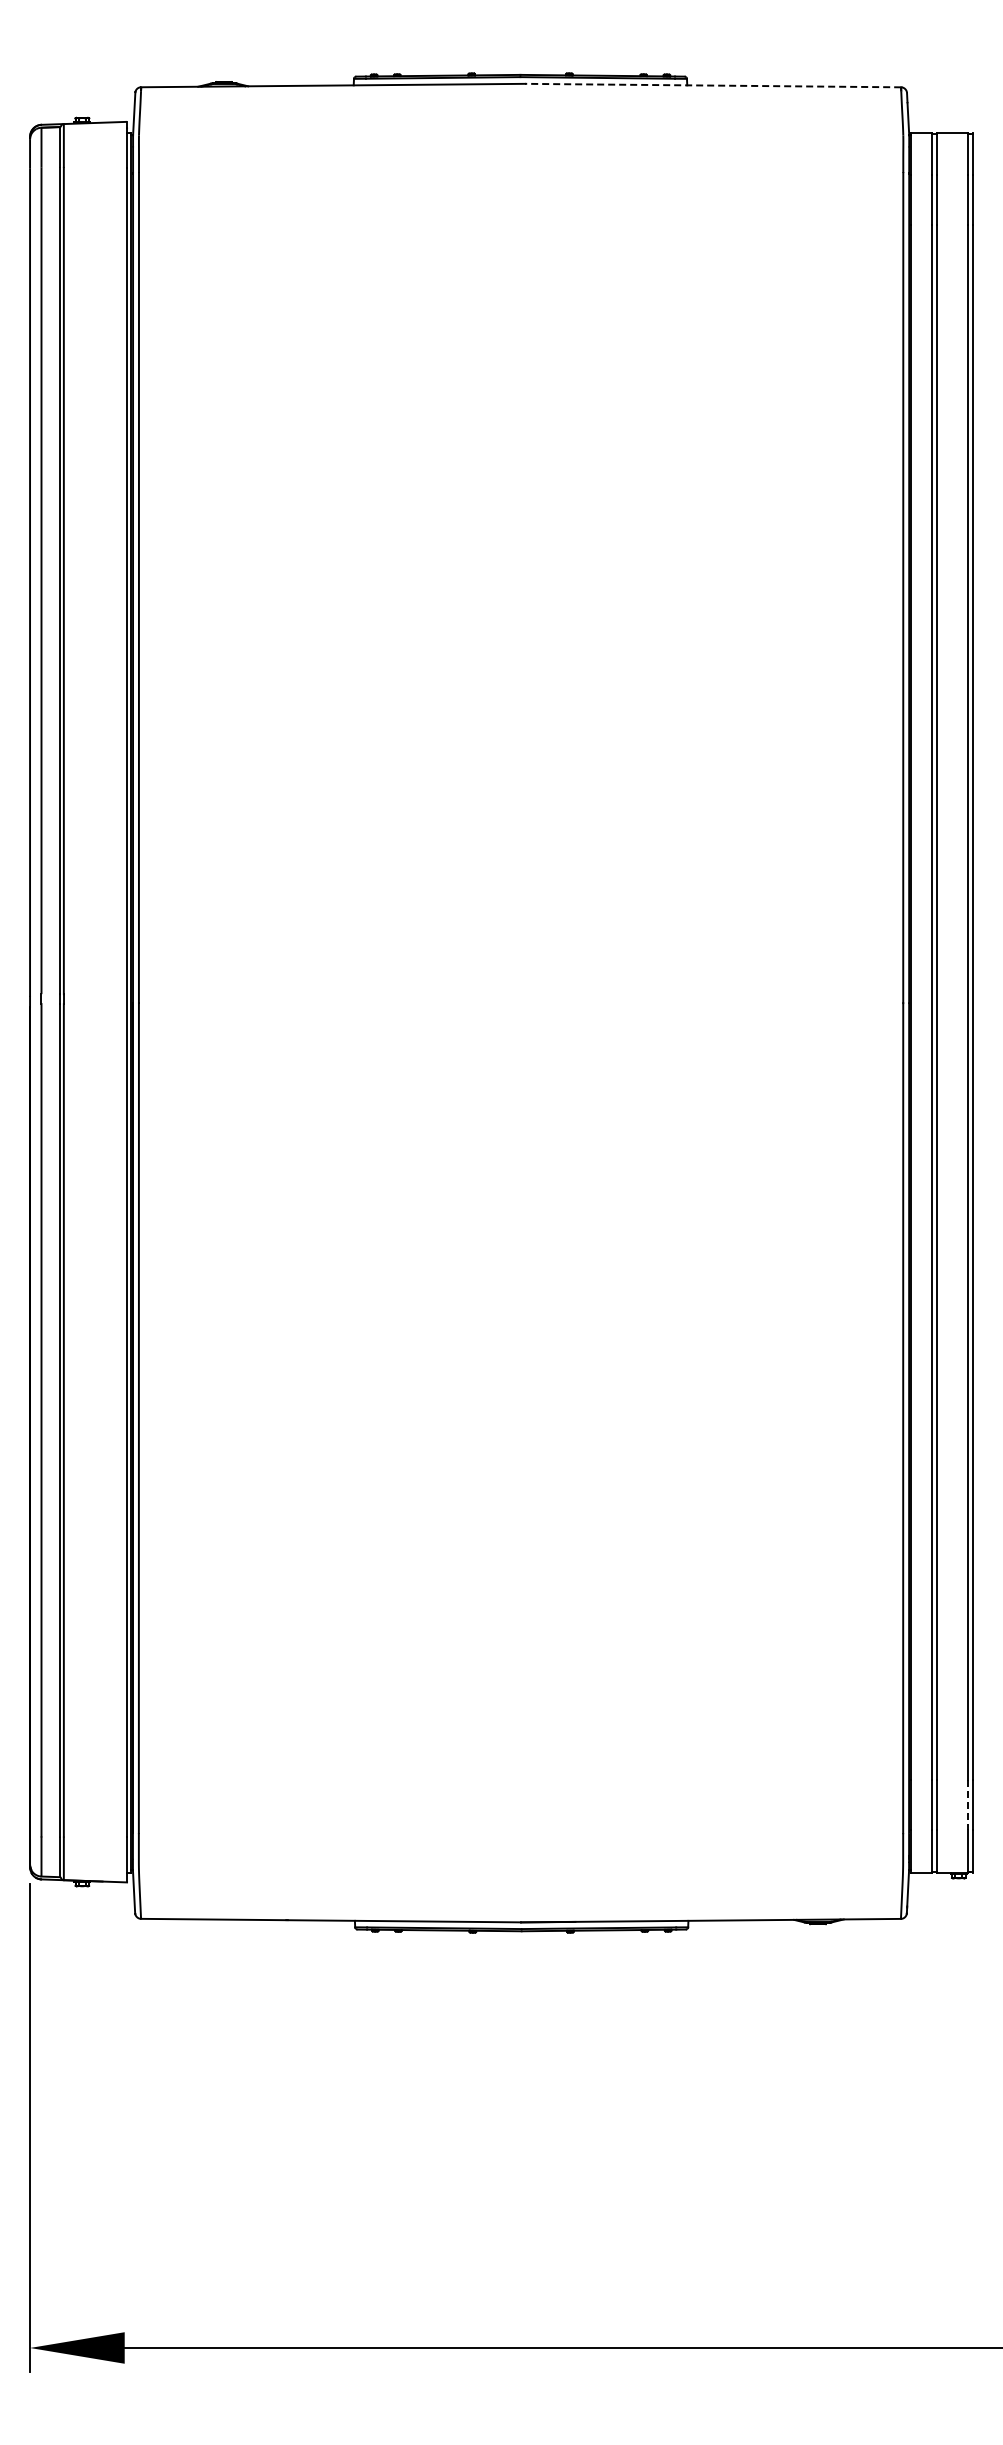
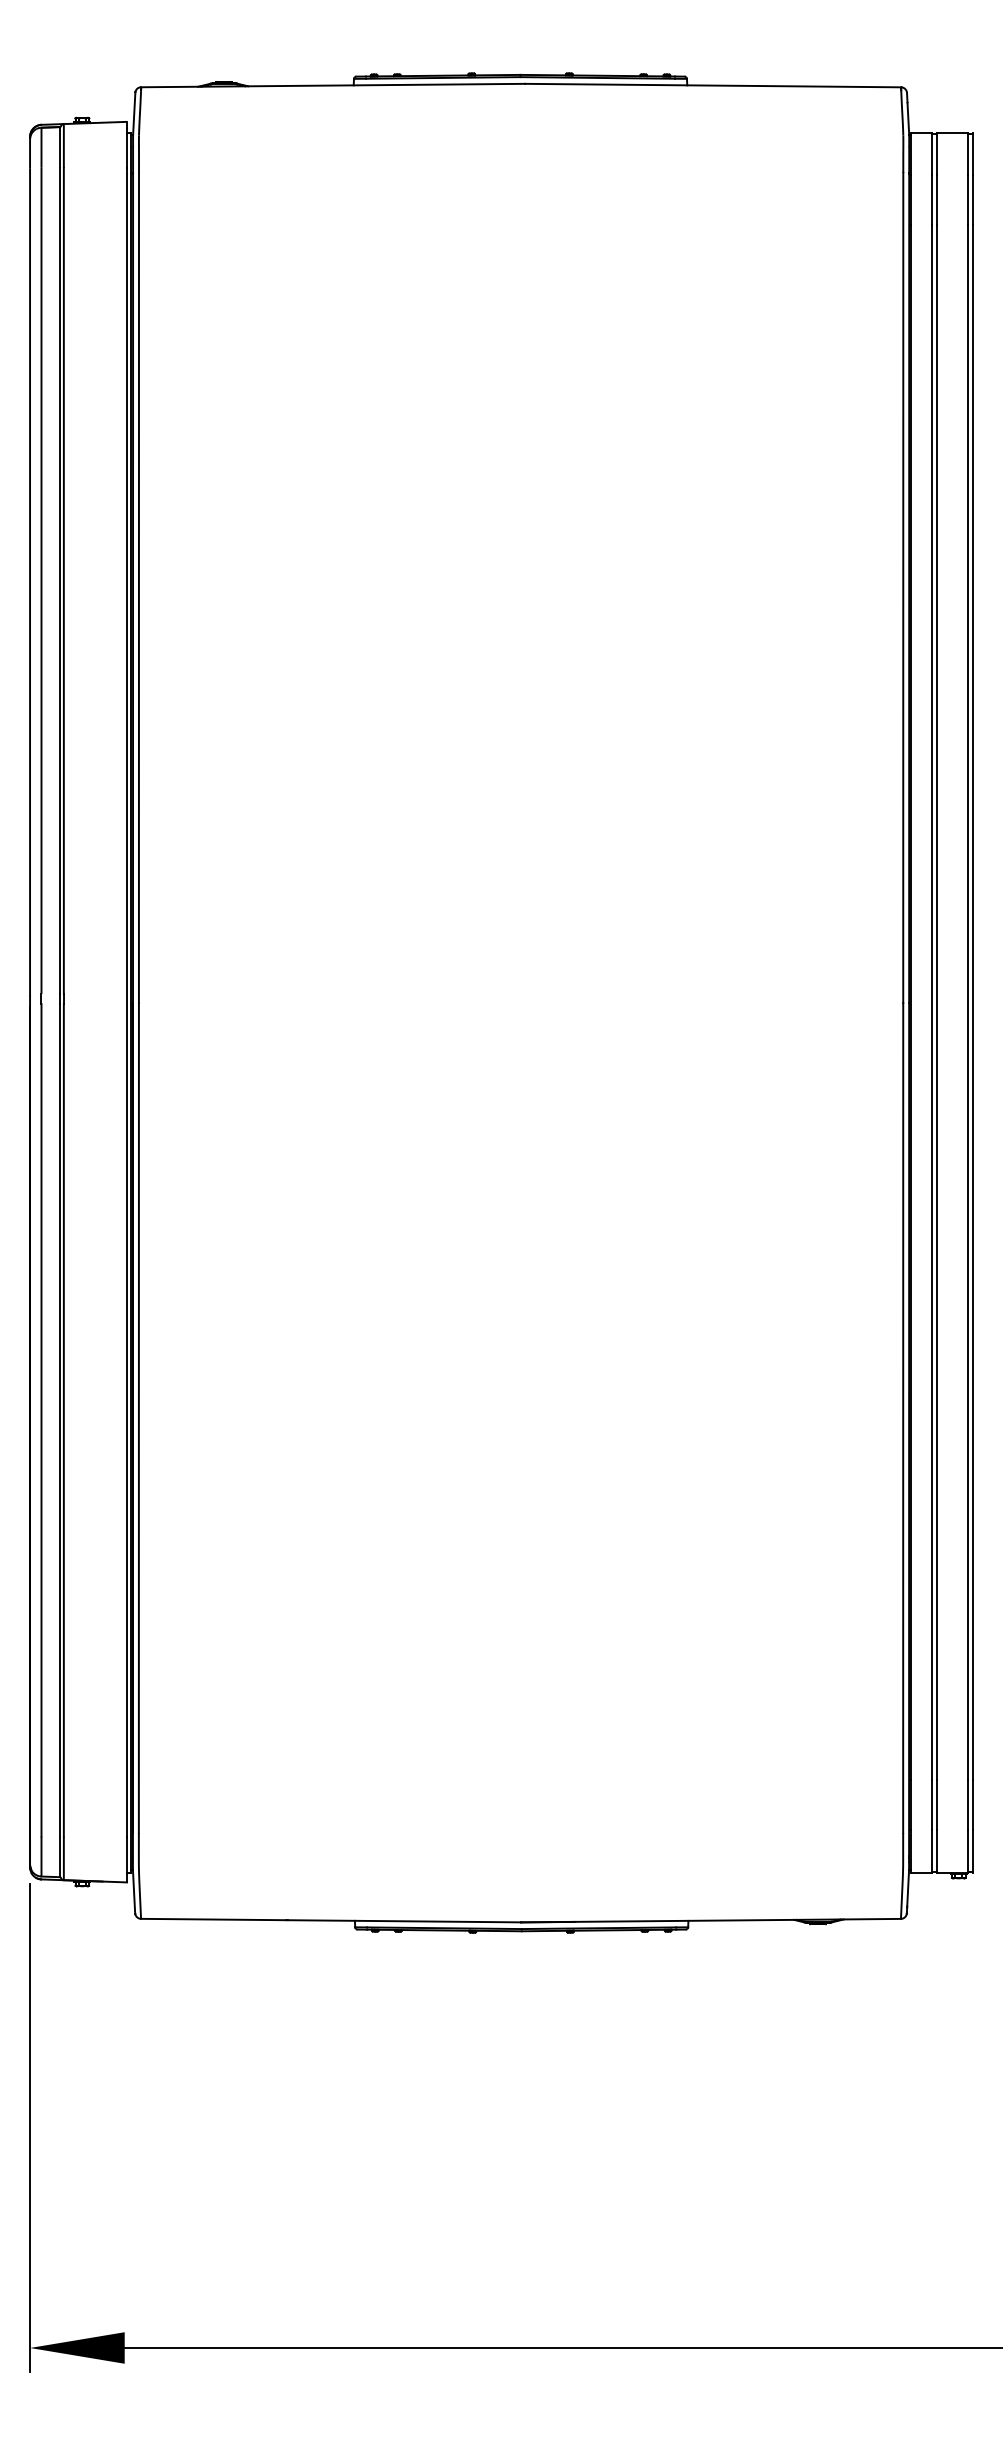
line: dashed -> solid (712, 85)
line: dashed -> solid (968, 1805)
